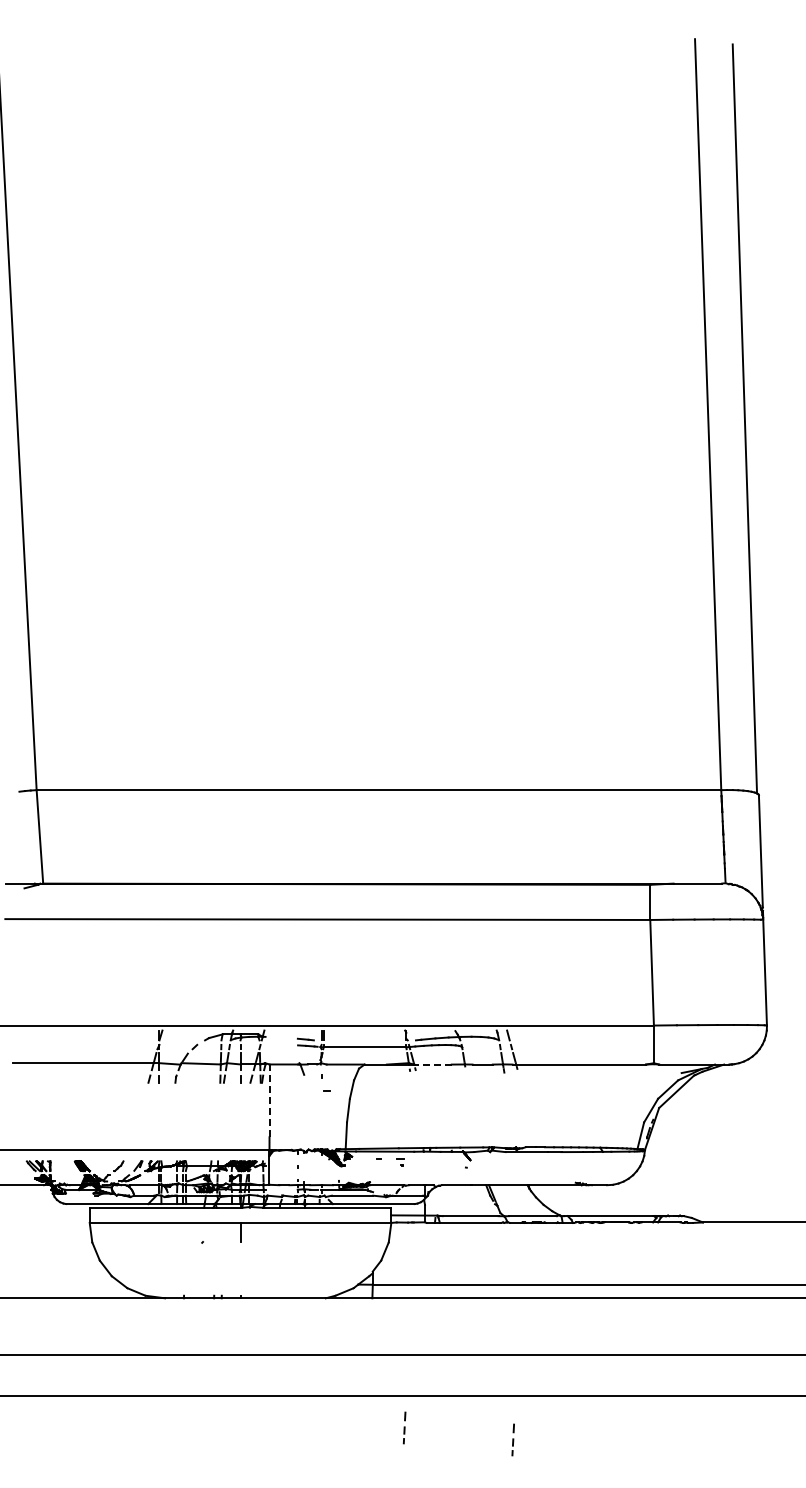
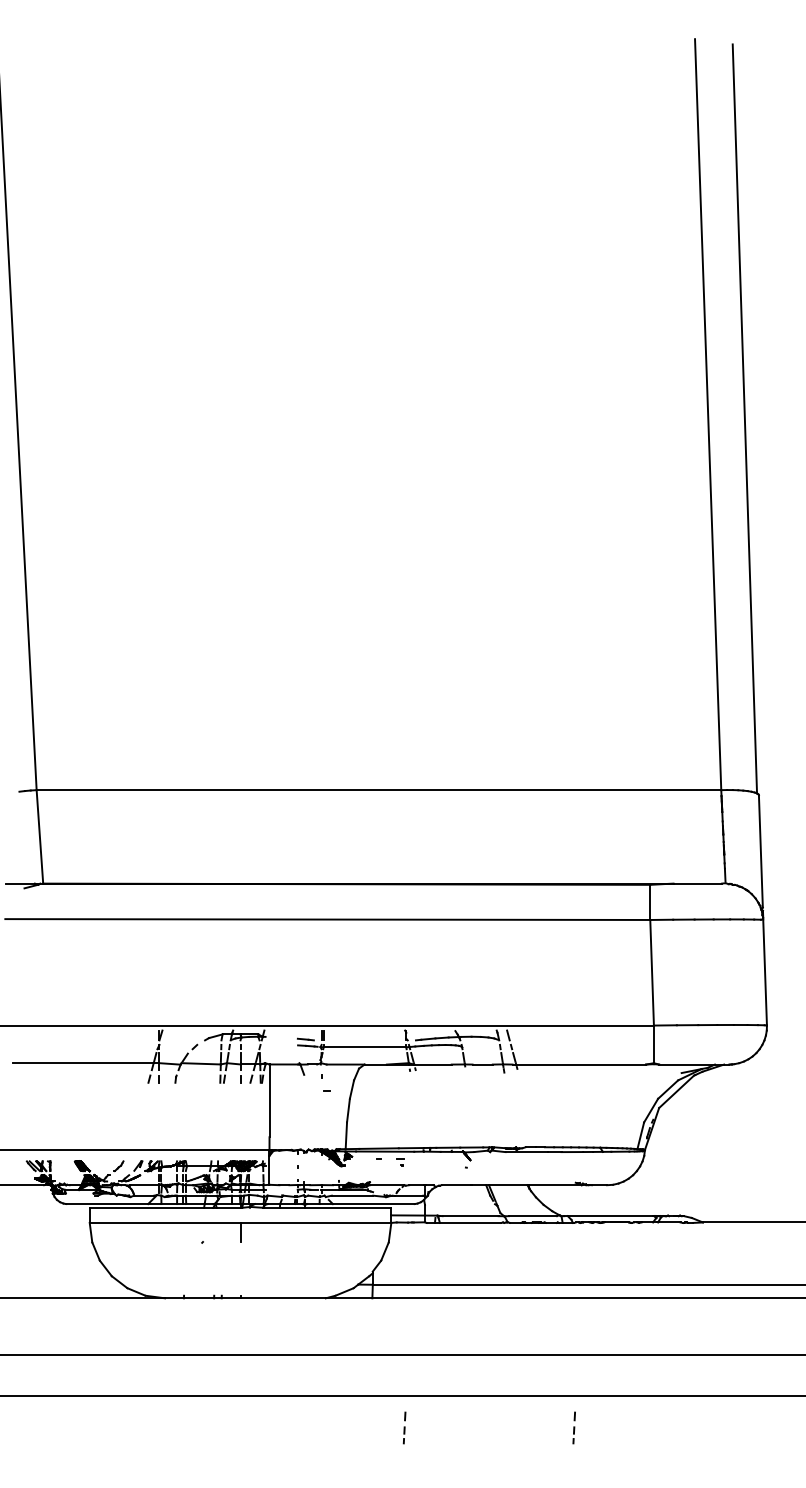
line: dashed -> solid (433, 1064)
line: dashed -> solid (269, 1101)
part position: (512, 1439) -> (573, 1427) (573, 1427)
